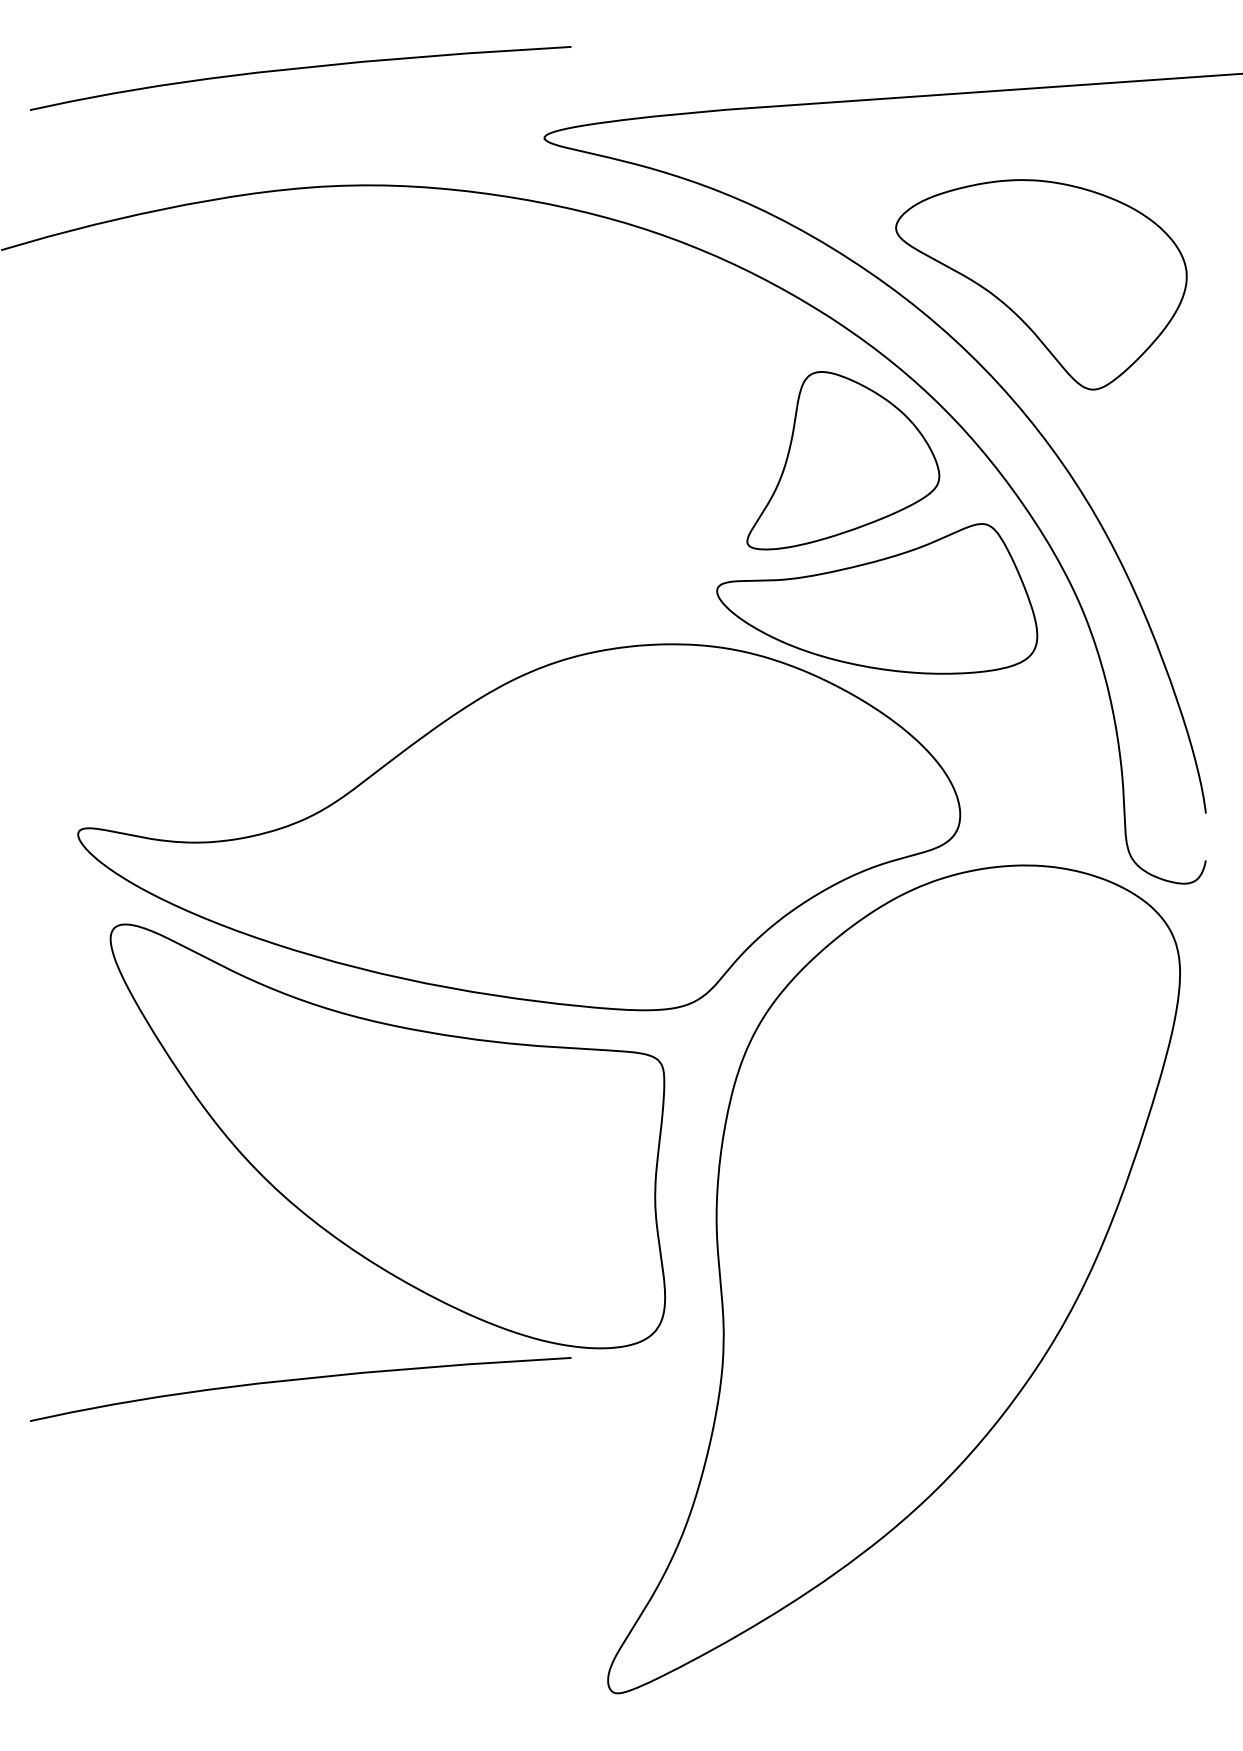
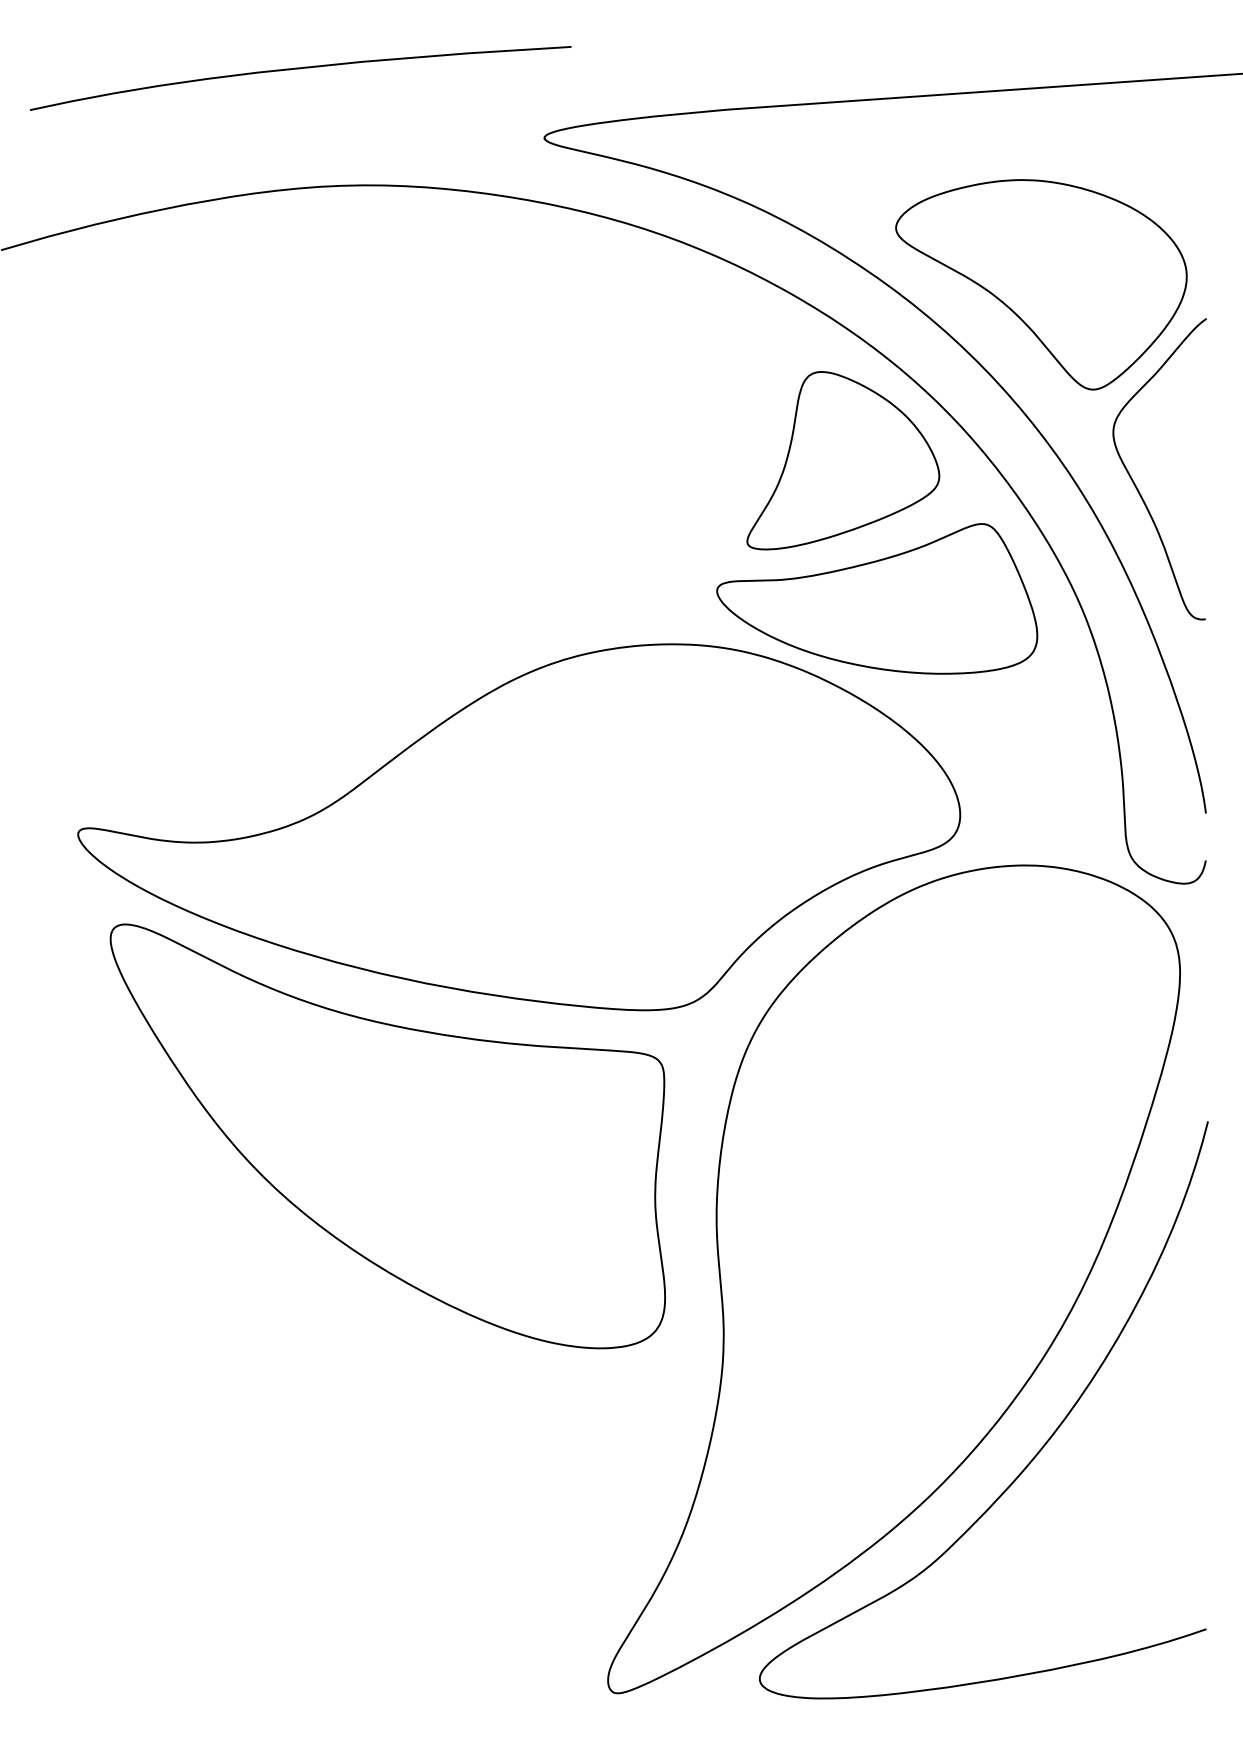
curve: none -> present (1134, 481)
curve: present -> none (300, 1380)
curve: none -> present (1035, 1454)
